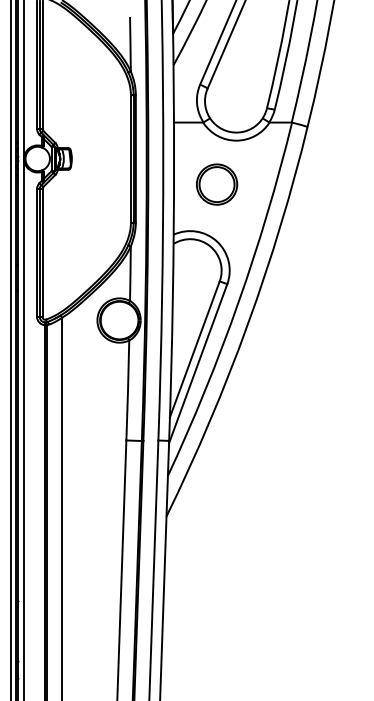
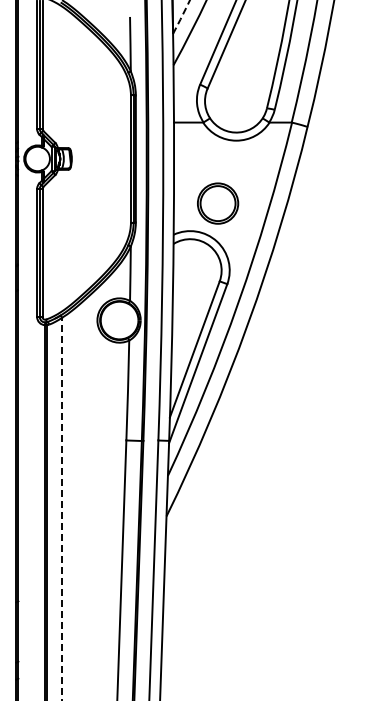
arc: solid -> dashed (182, 16)
part position: (217, 184) -> (218, 203) (218, 203)
line: present -> none (11, 349)
line: present -> none (23, 349)
line: solid -> dashed (62, 508)
